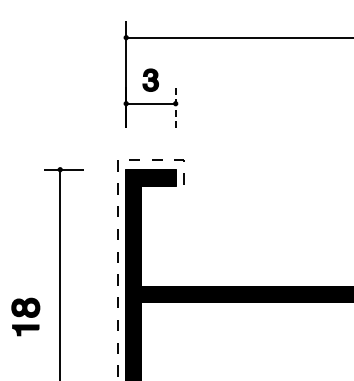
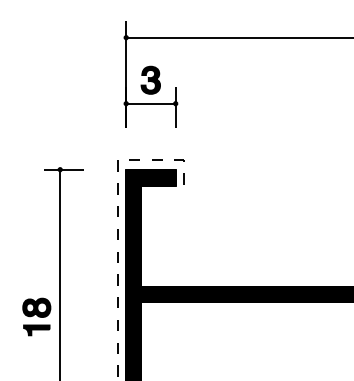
part size: 17x24 px -> 21x30 px (150, 79)
line: dashed -> solid (175, 107)
part position: (25, 316) -> (36, 316) (36, 316)
